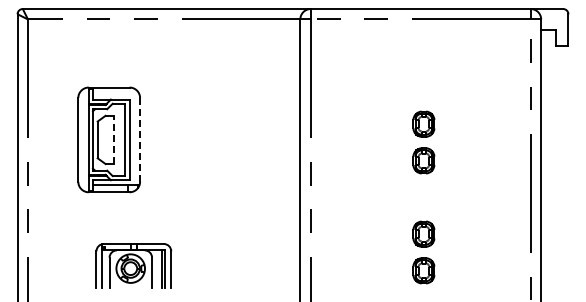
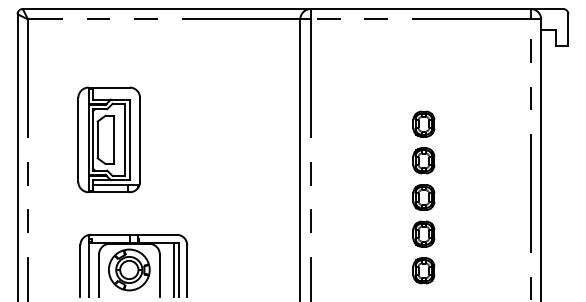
line: dashed -> solid (114, 139)
line: dashed -> solid (140, 139)
part: none -> present (423, 197)
part size: 78x46 px -> 110x65 px (133, 265)
